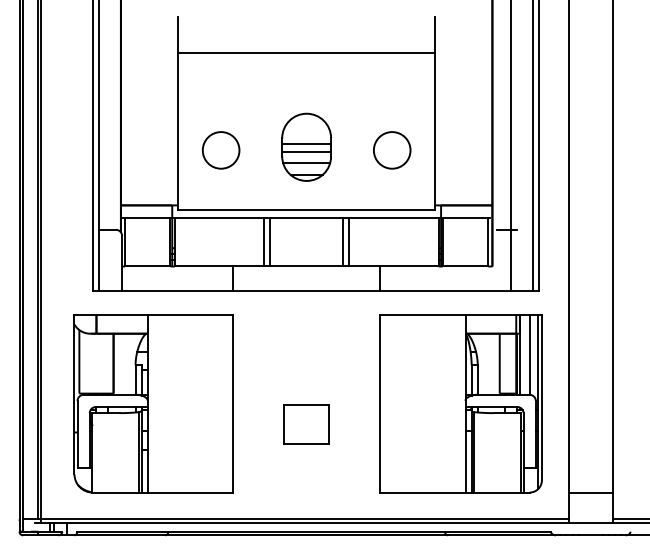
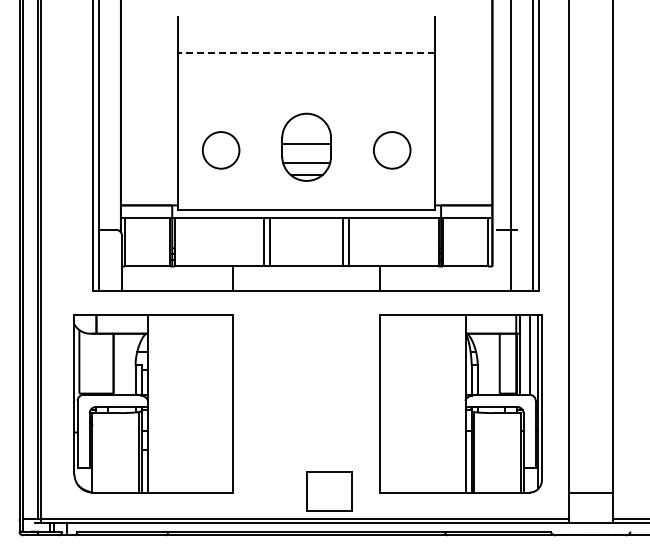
line: solid -> dashed (306, 53)
line: present -> none (306, 151)
part position: (306, 424) -> (329, 491) (329, 491)
